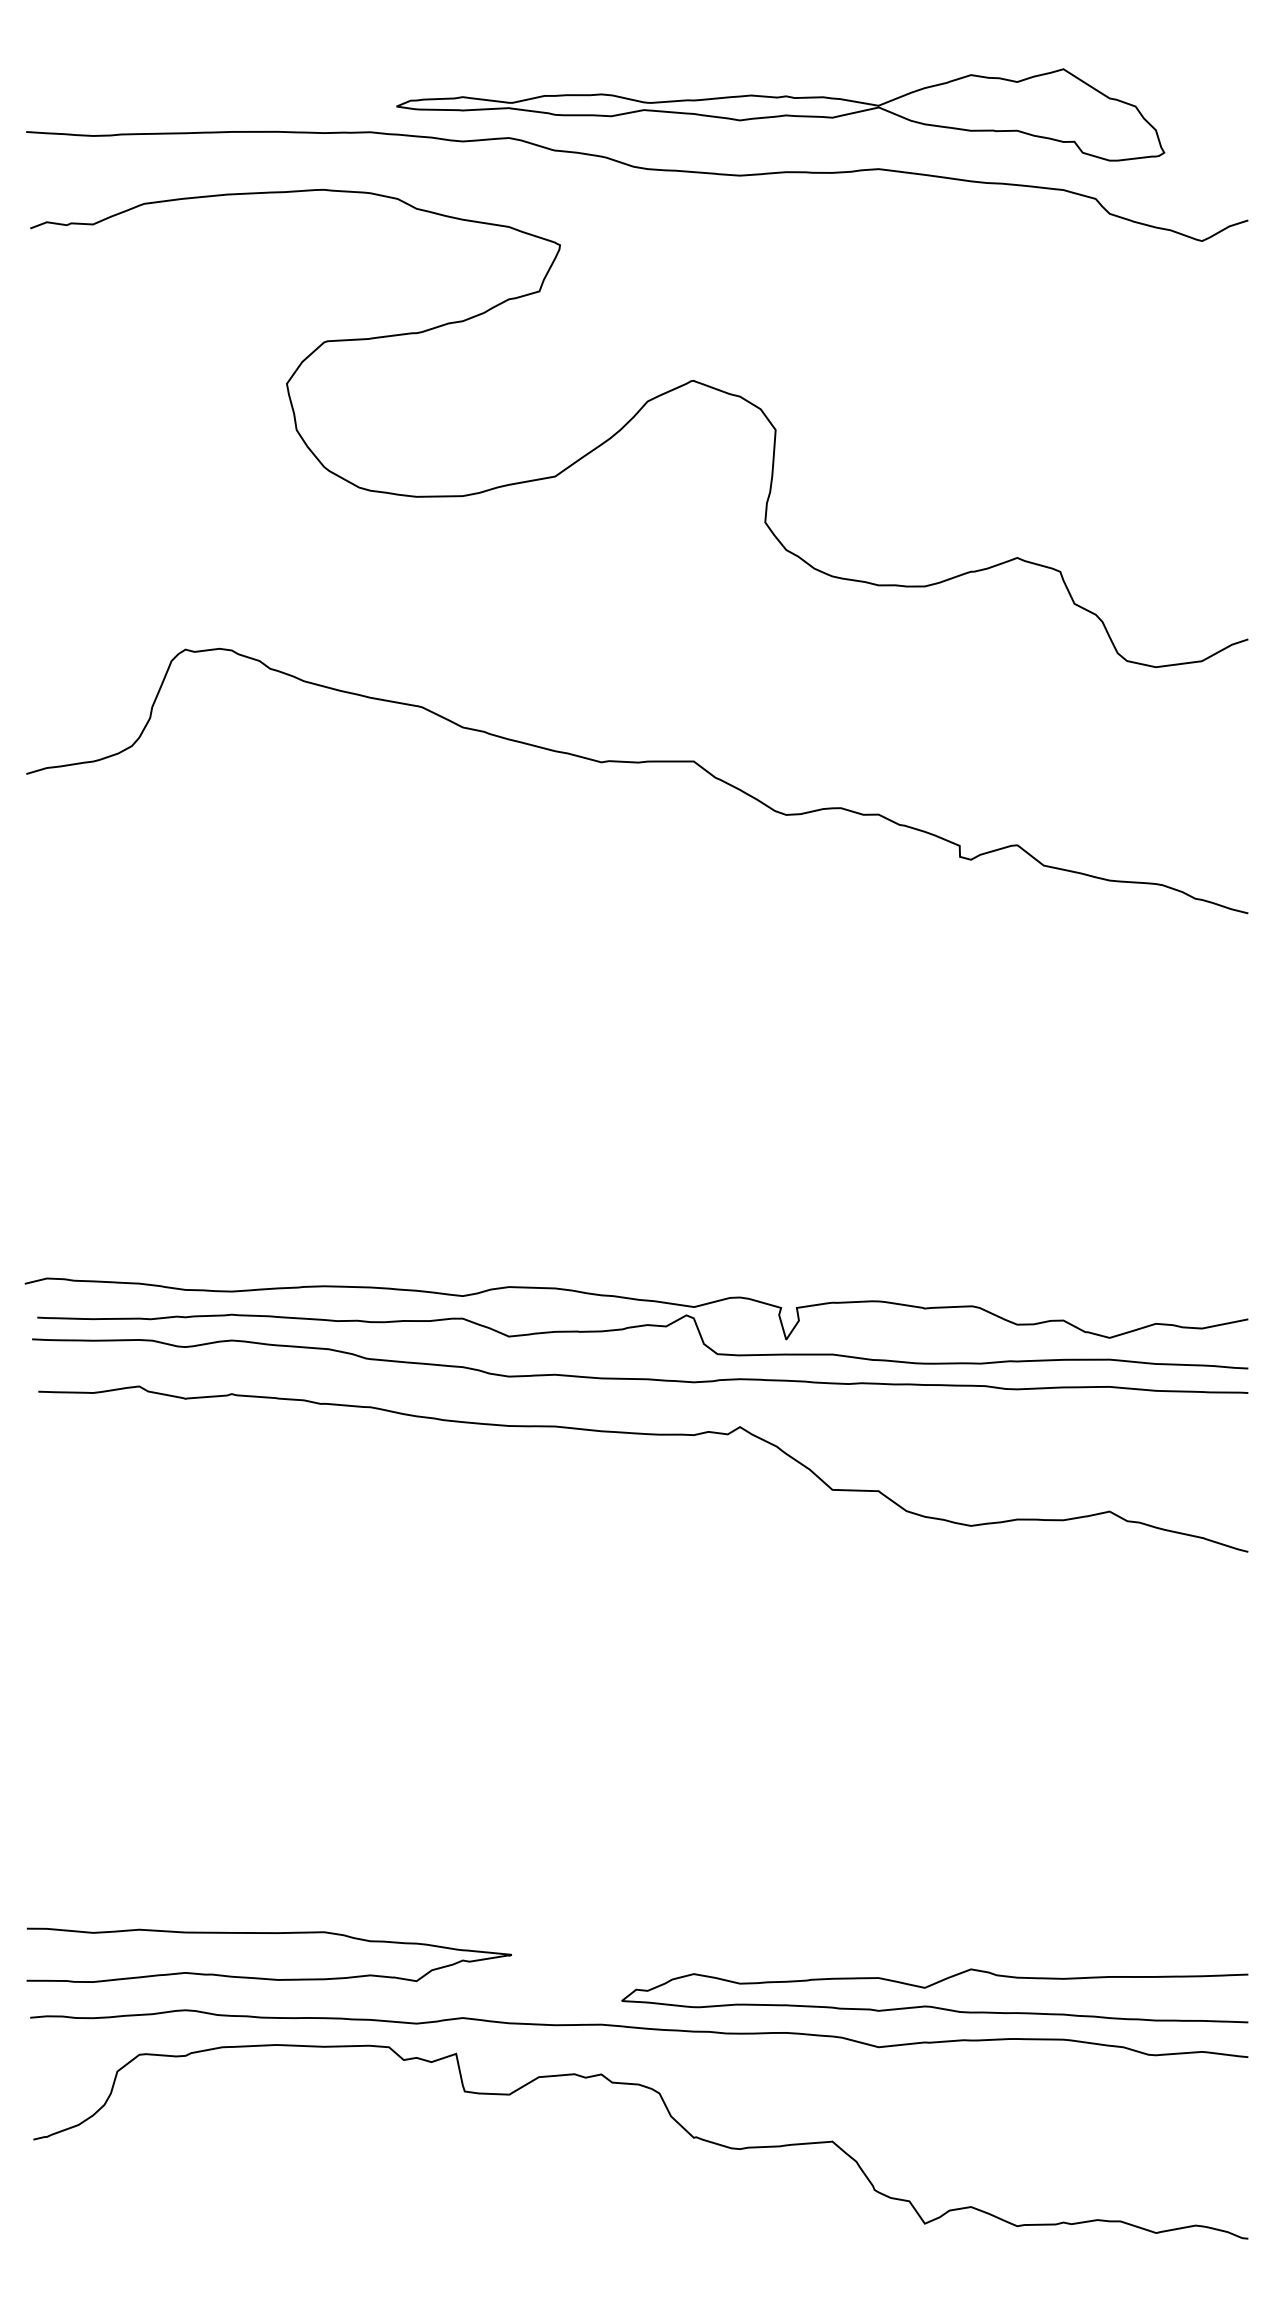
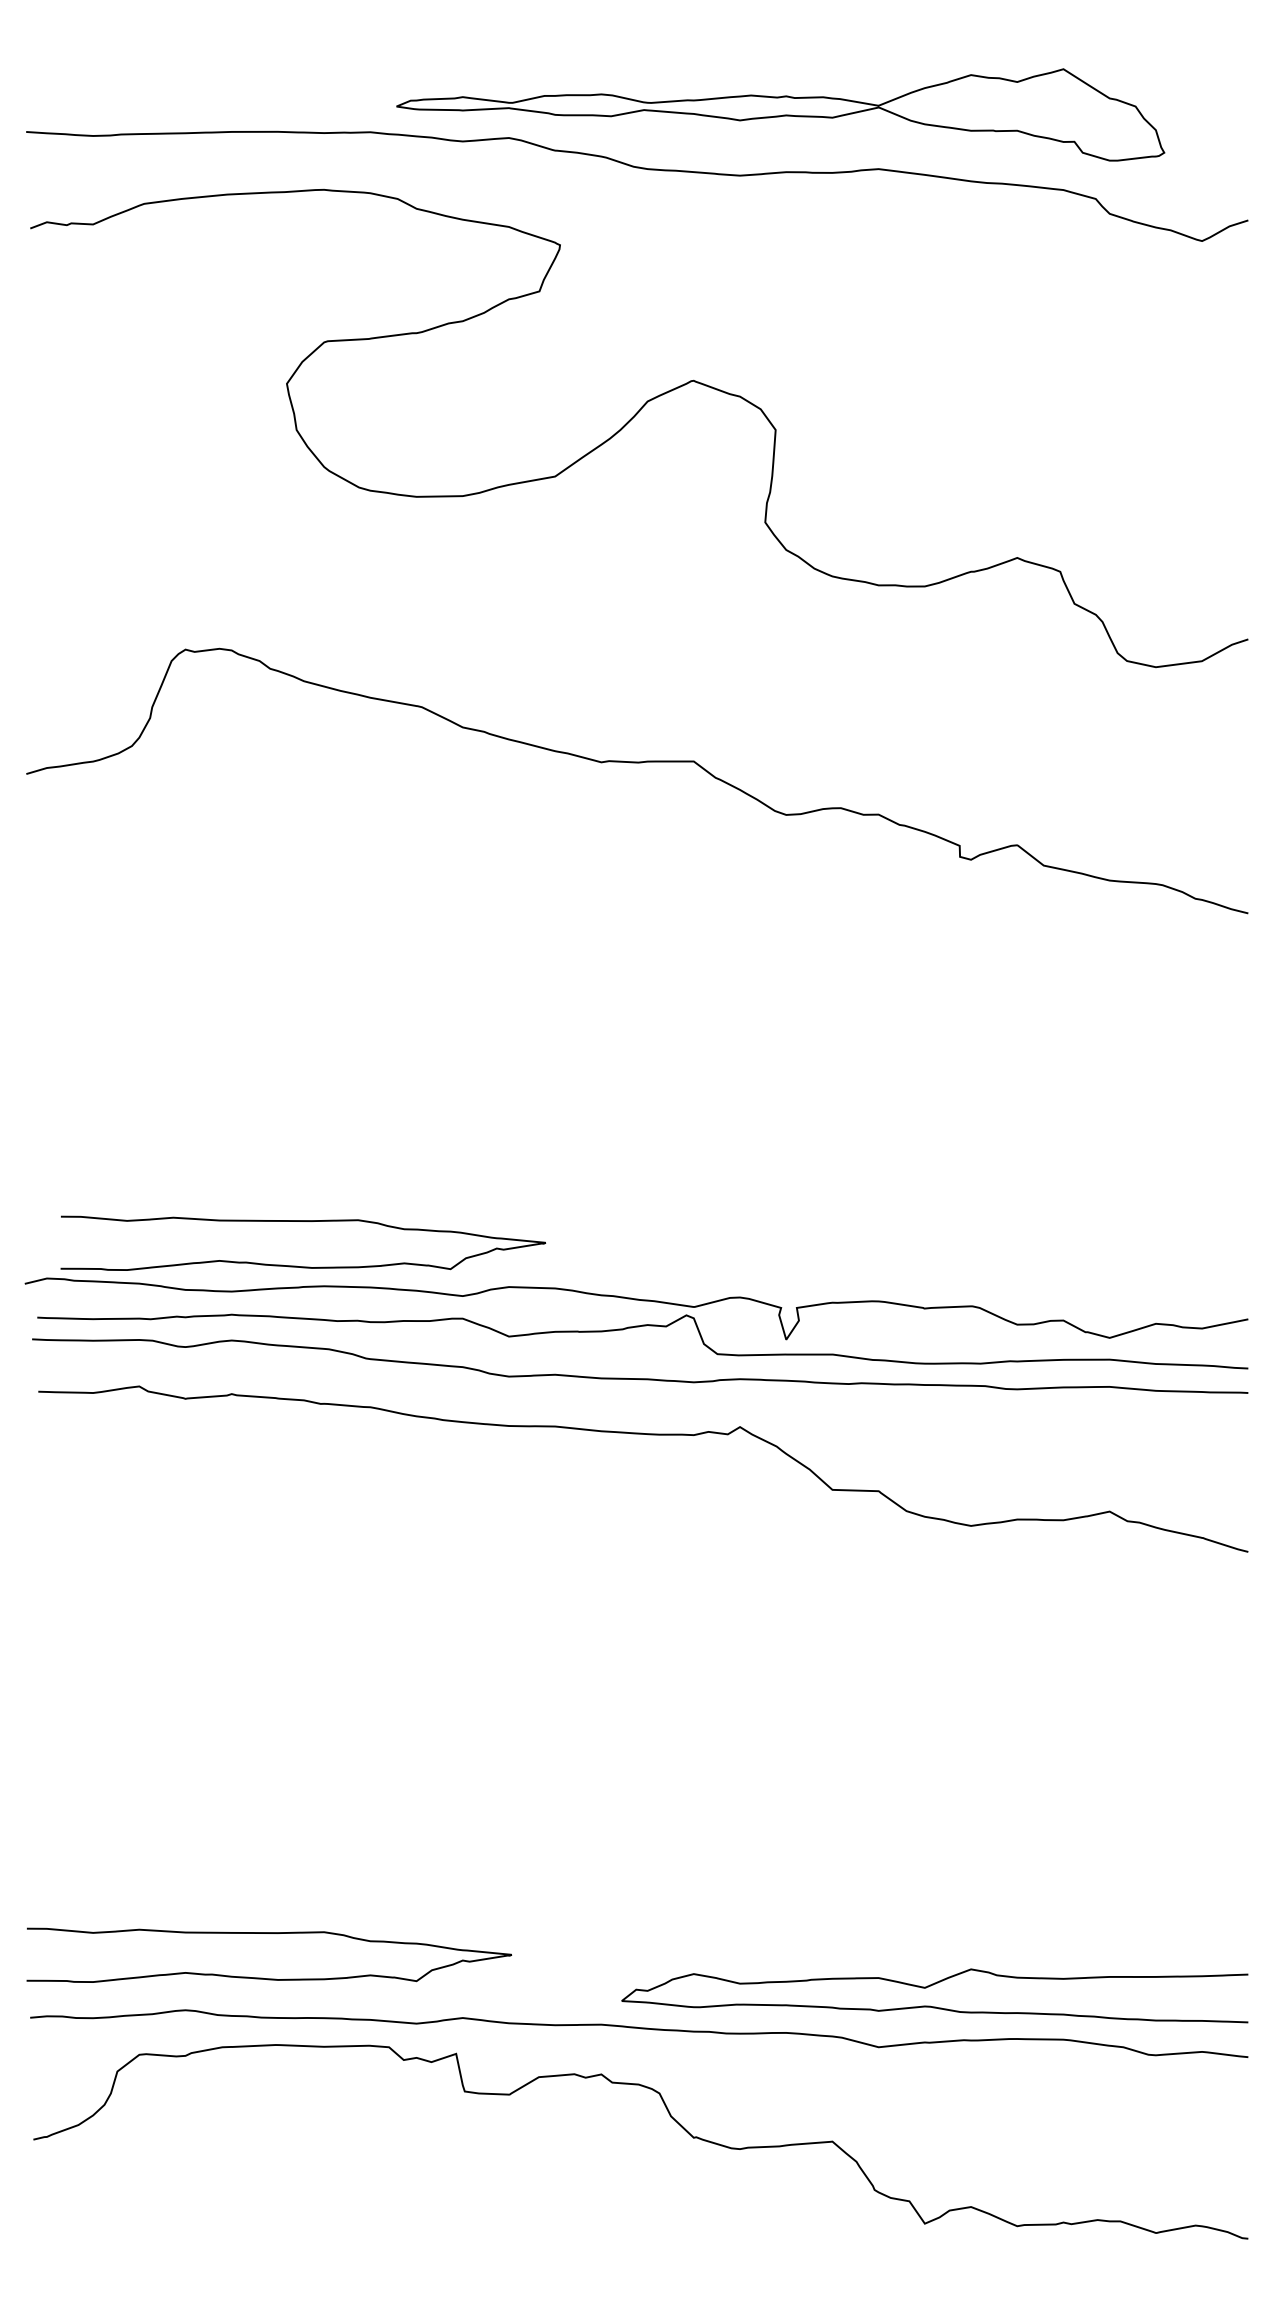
curve: none -> present (303, 1221)
